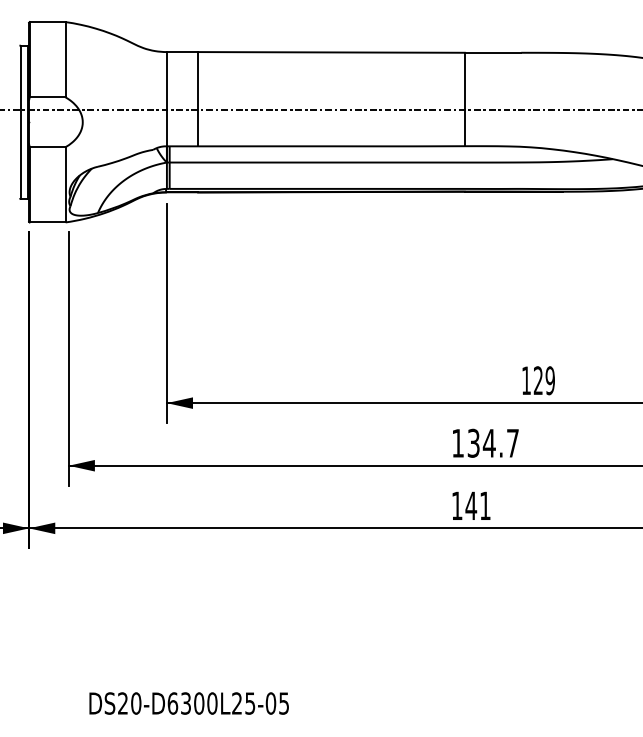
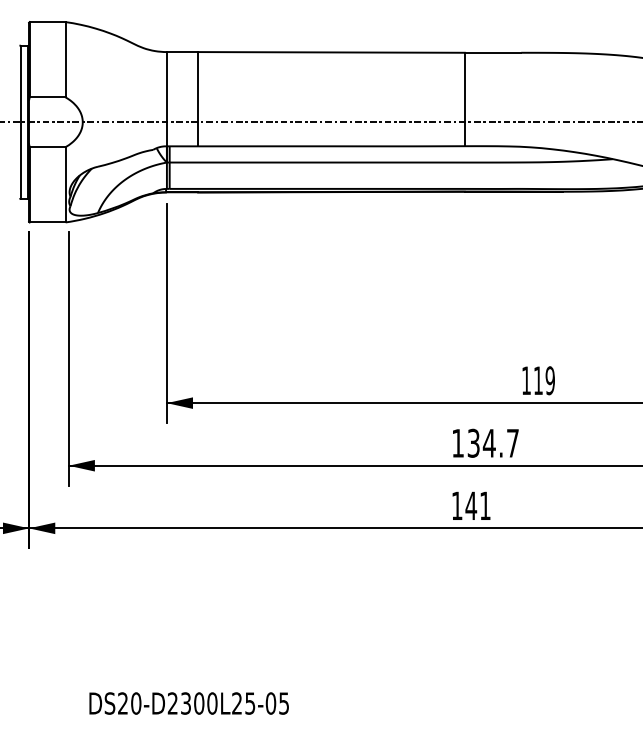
line position: (320, 110) -> (320, 122) (320, 122)
text: 129 -> 119 (537, 380)
text: DS20-D6300L25-05 -> DS20-D2300L25-05 (172, 703)
